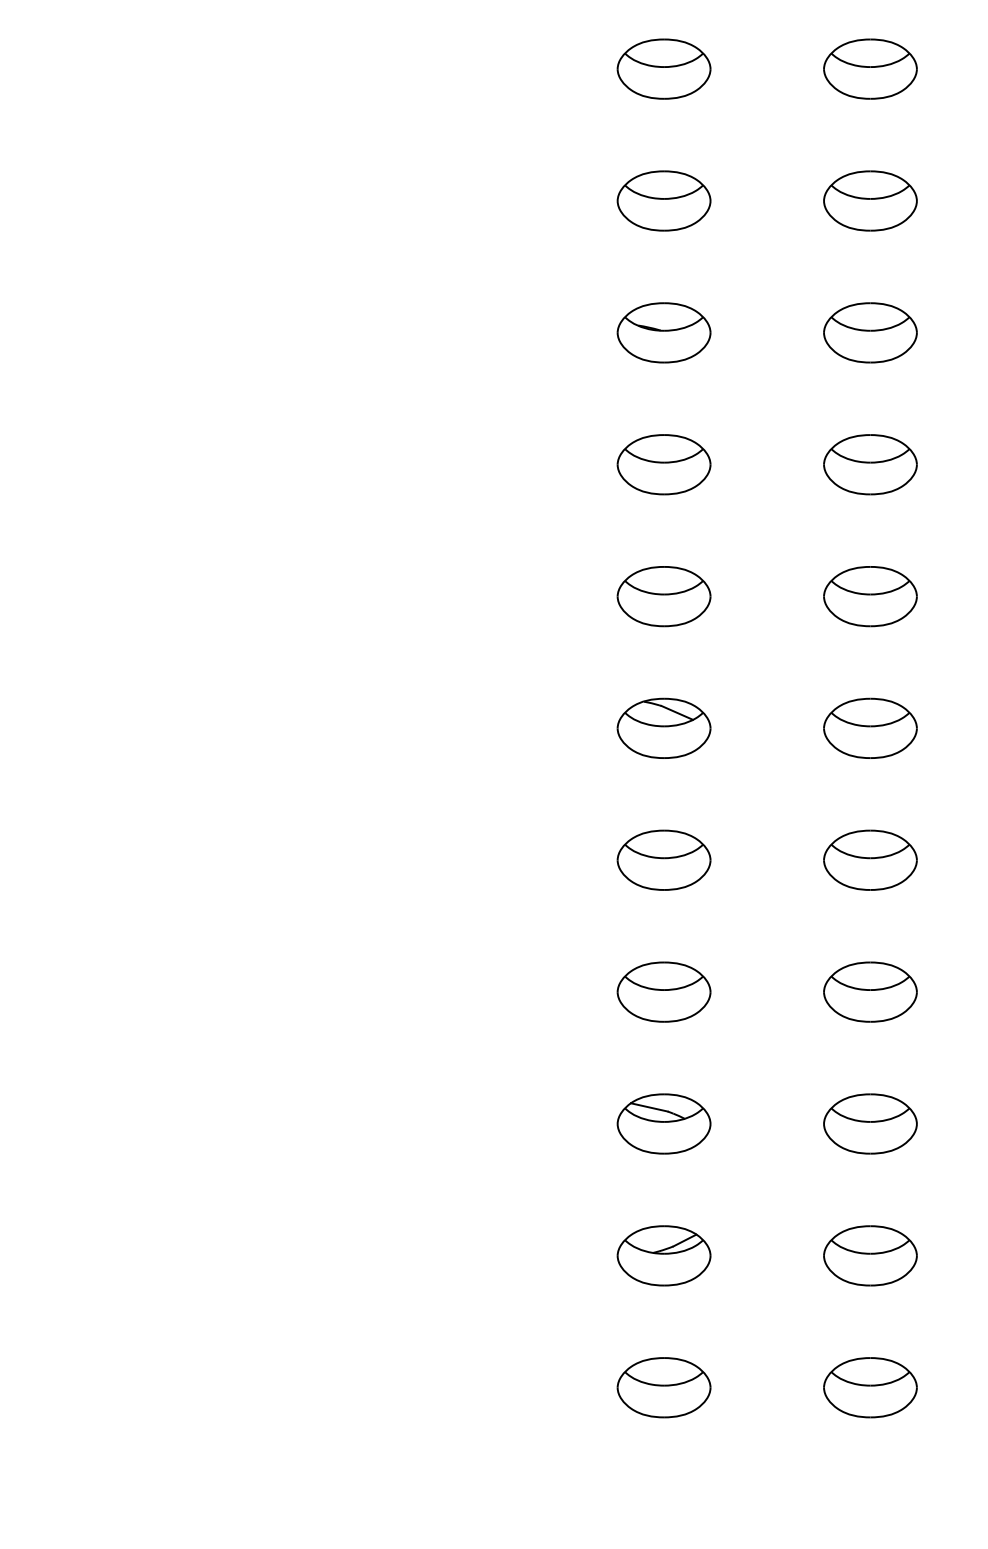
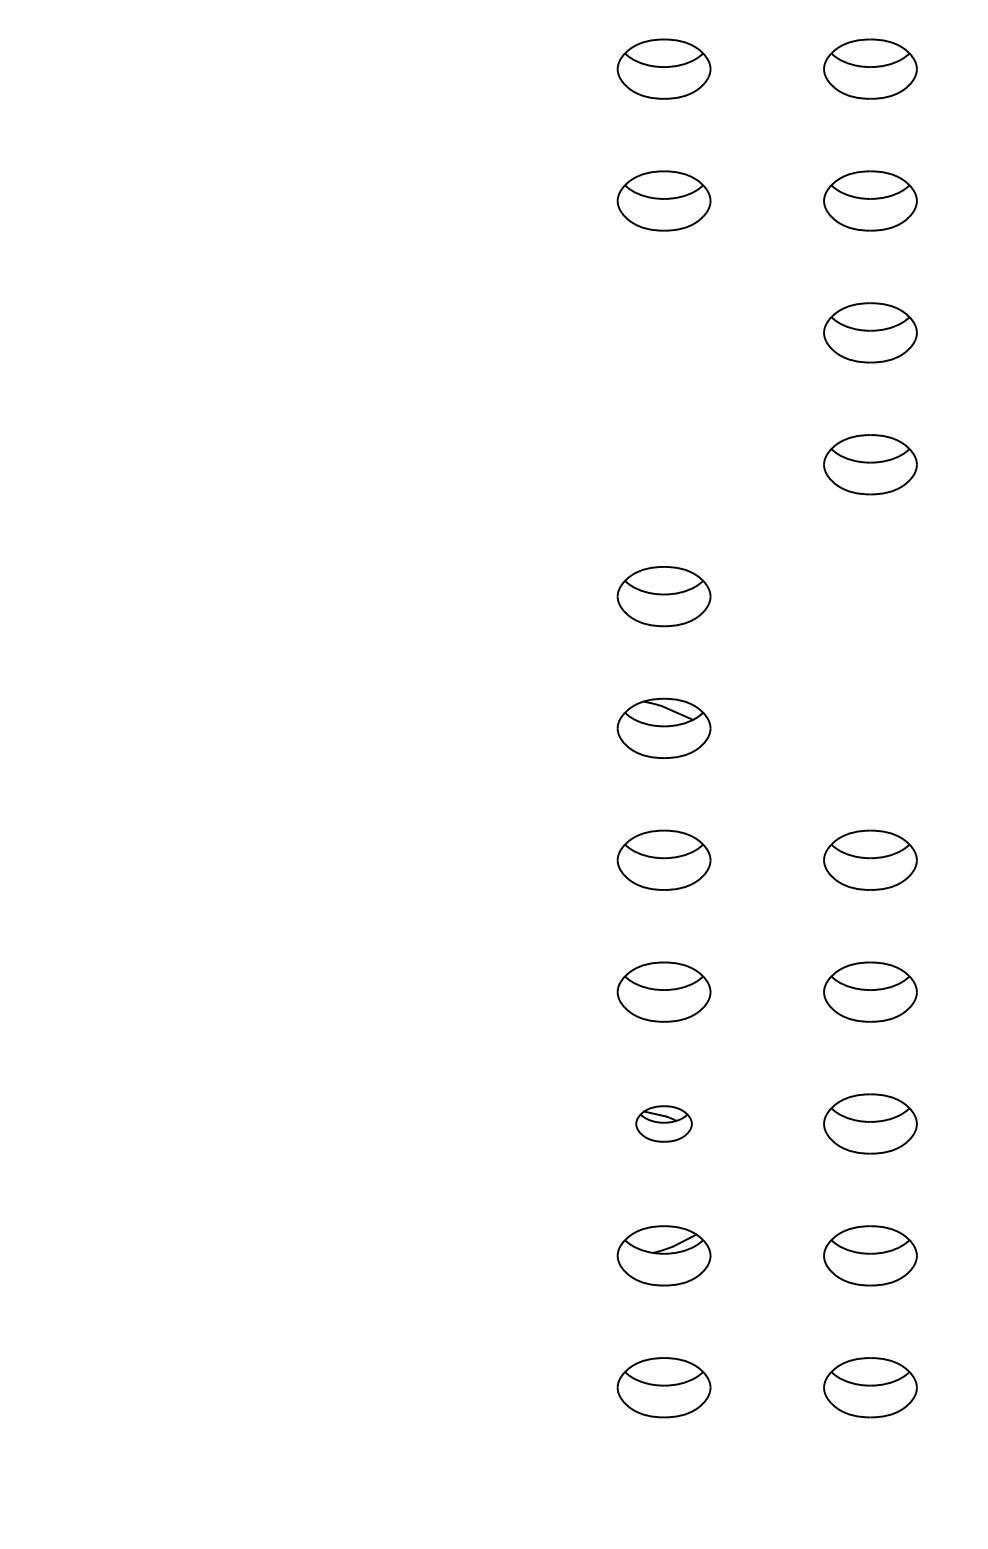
part: present -> none (663, 332)
part: present -> none (663, 464)
part: present -> none (870, 596)
part: present -> none (870, 727)
part size: 96x62 px -> 58x38 px (663, 1123)
